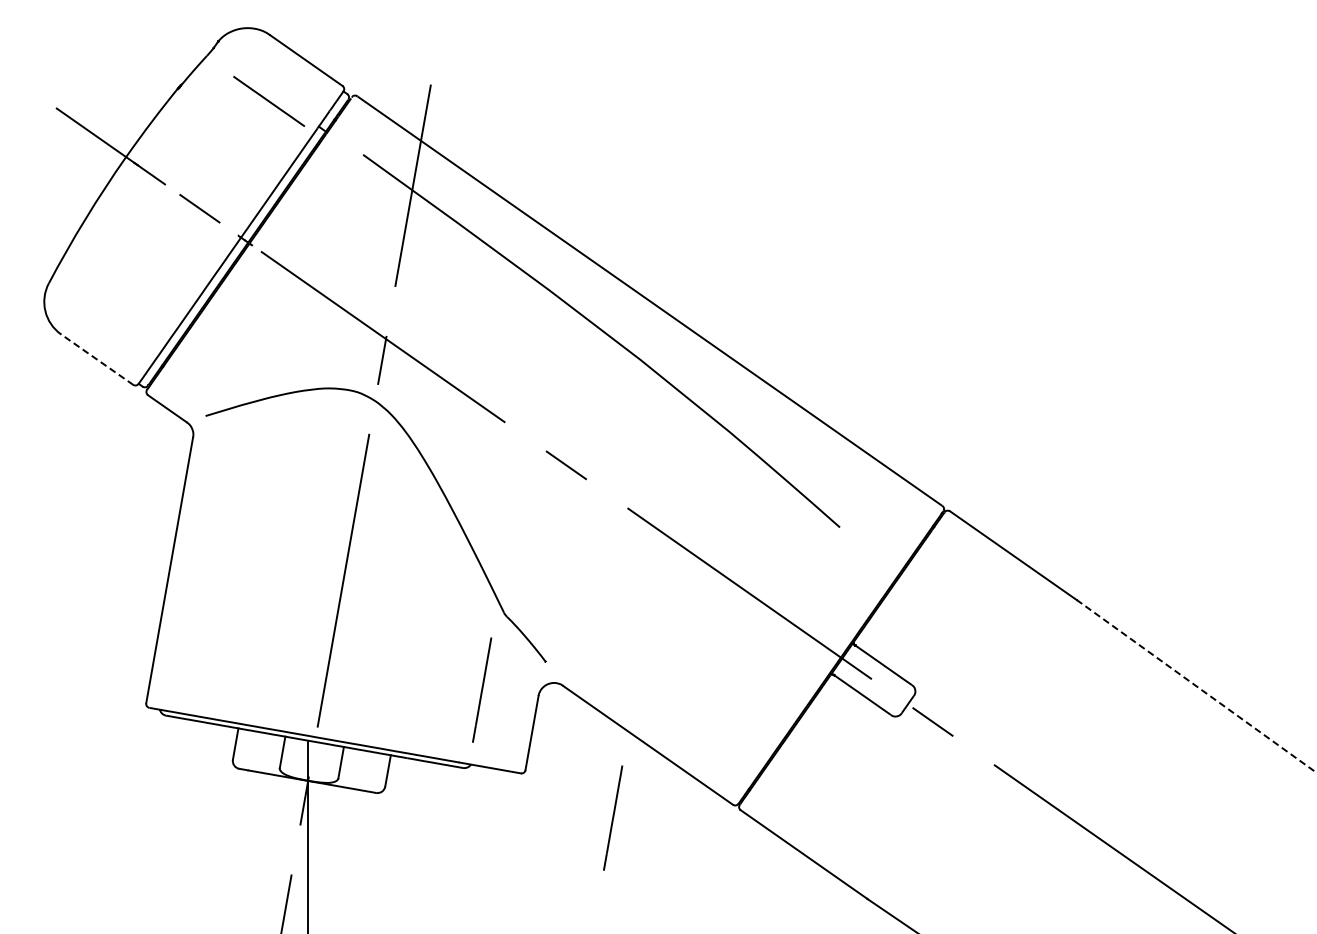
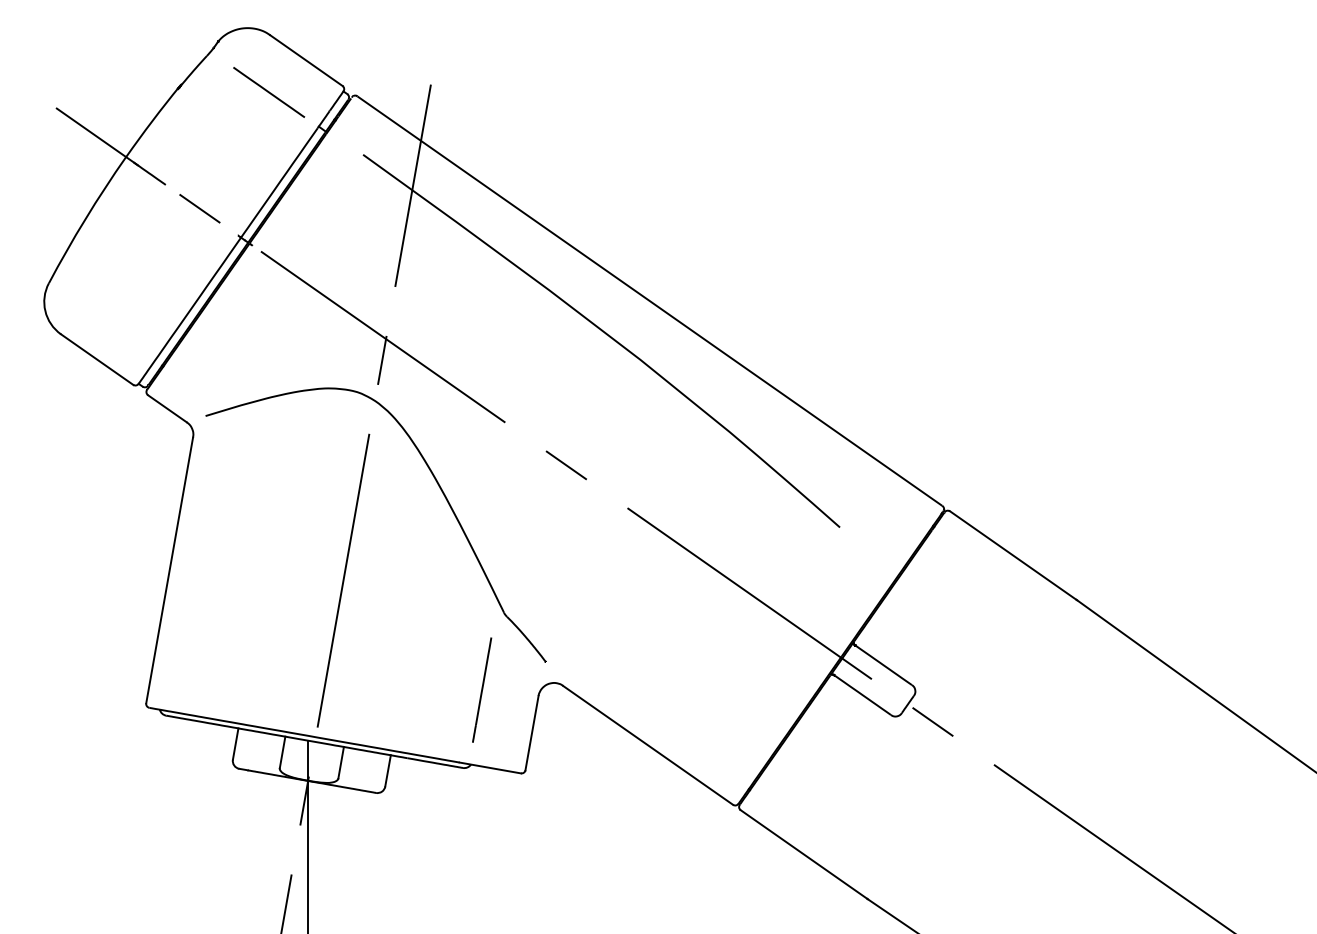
line position: (269, 101) -> (269, 92) (269, 92)
line: dashed -> solid (96, 359)
line: dashed -> solid (1196, 686)
line: present -> none (613, 817)
